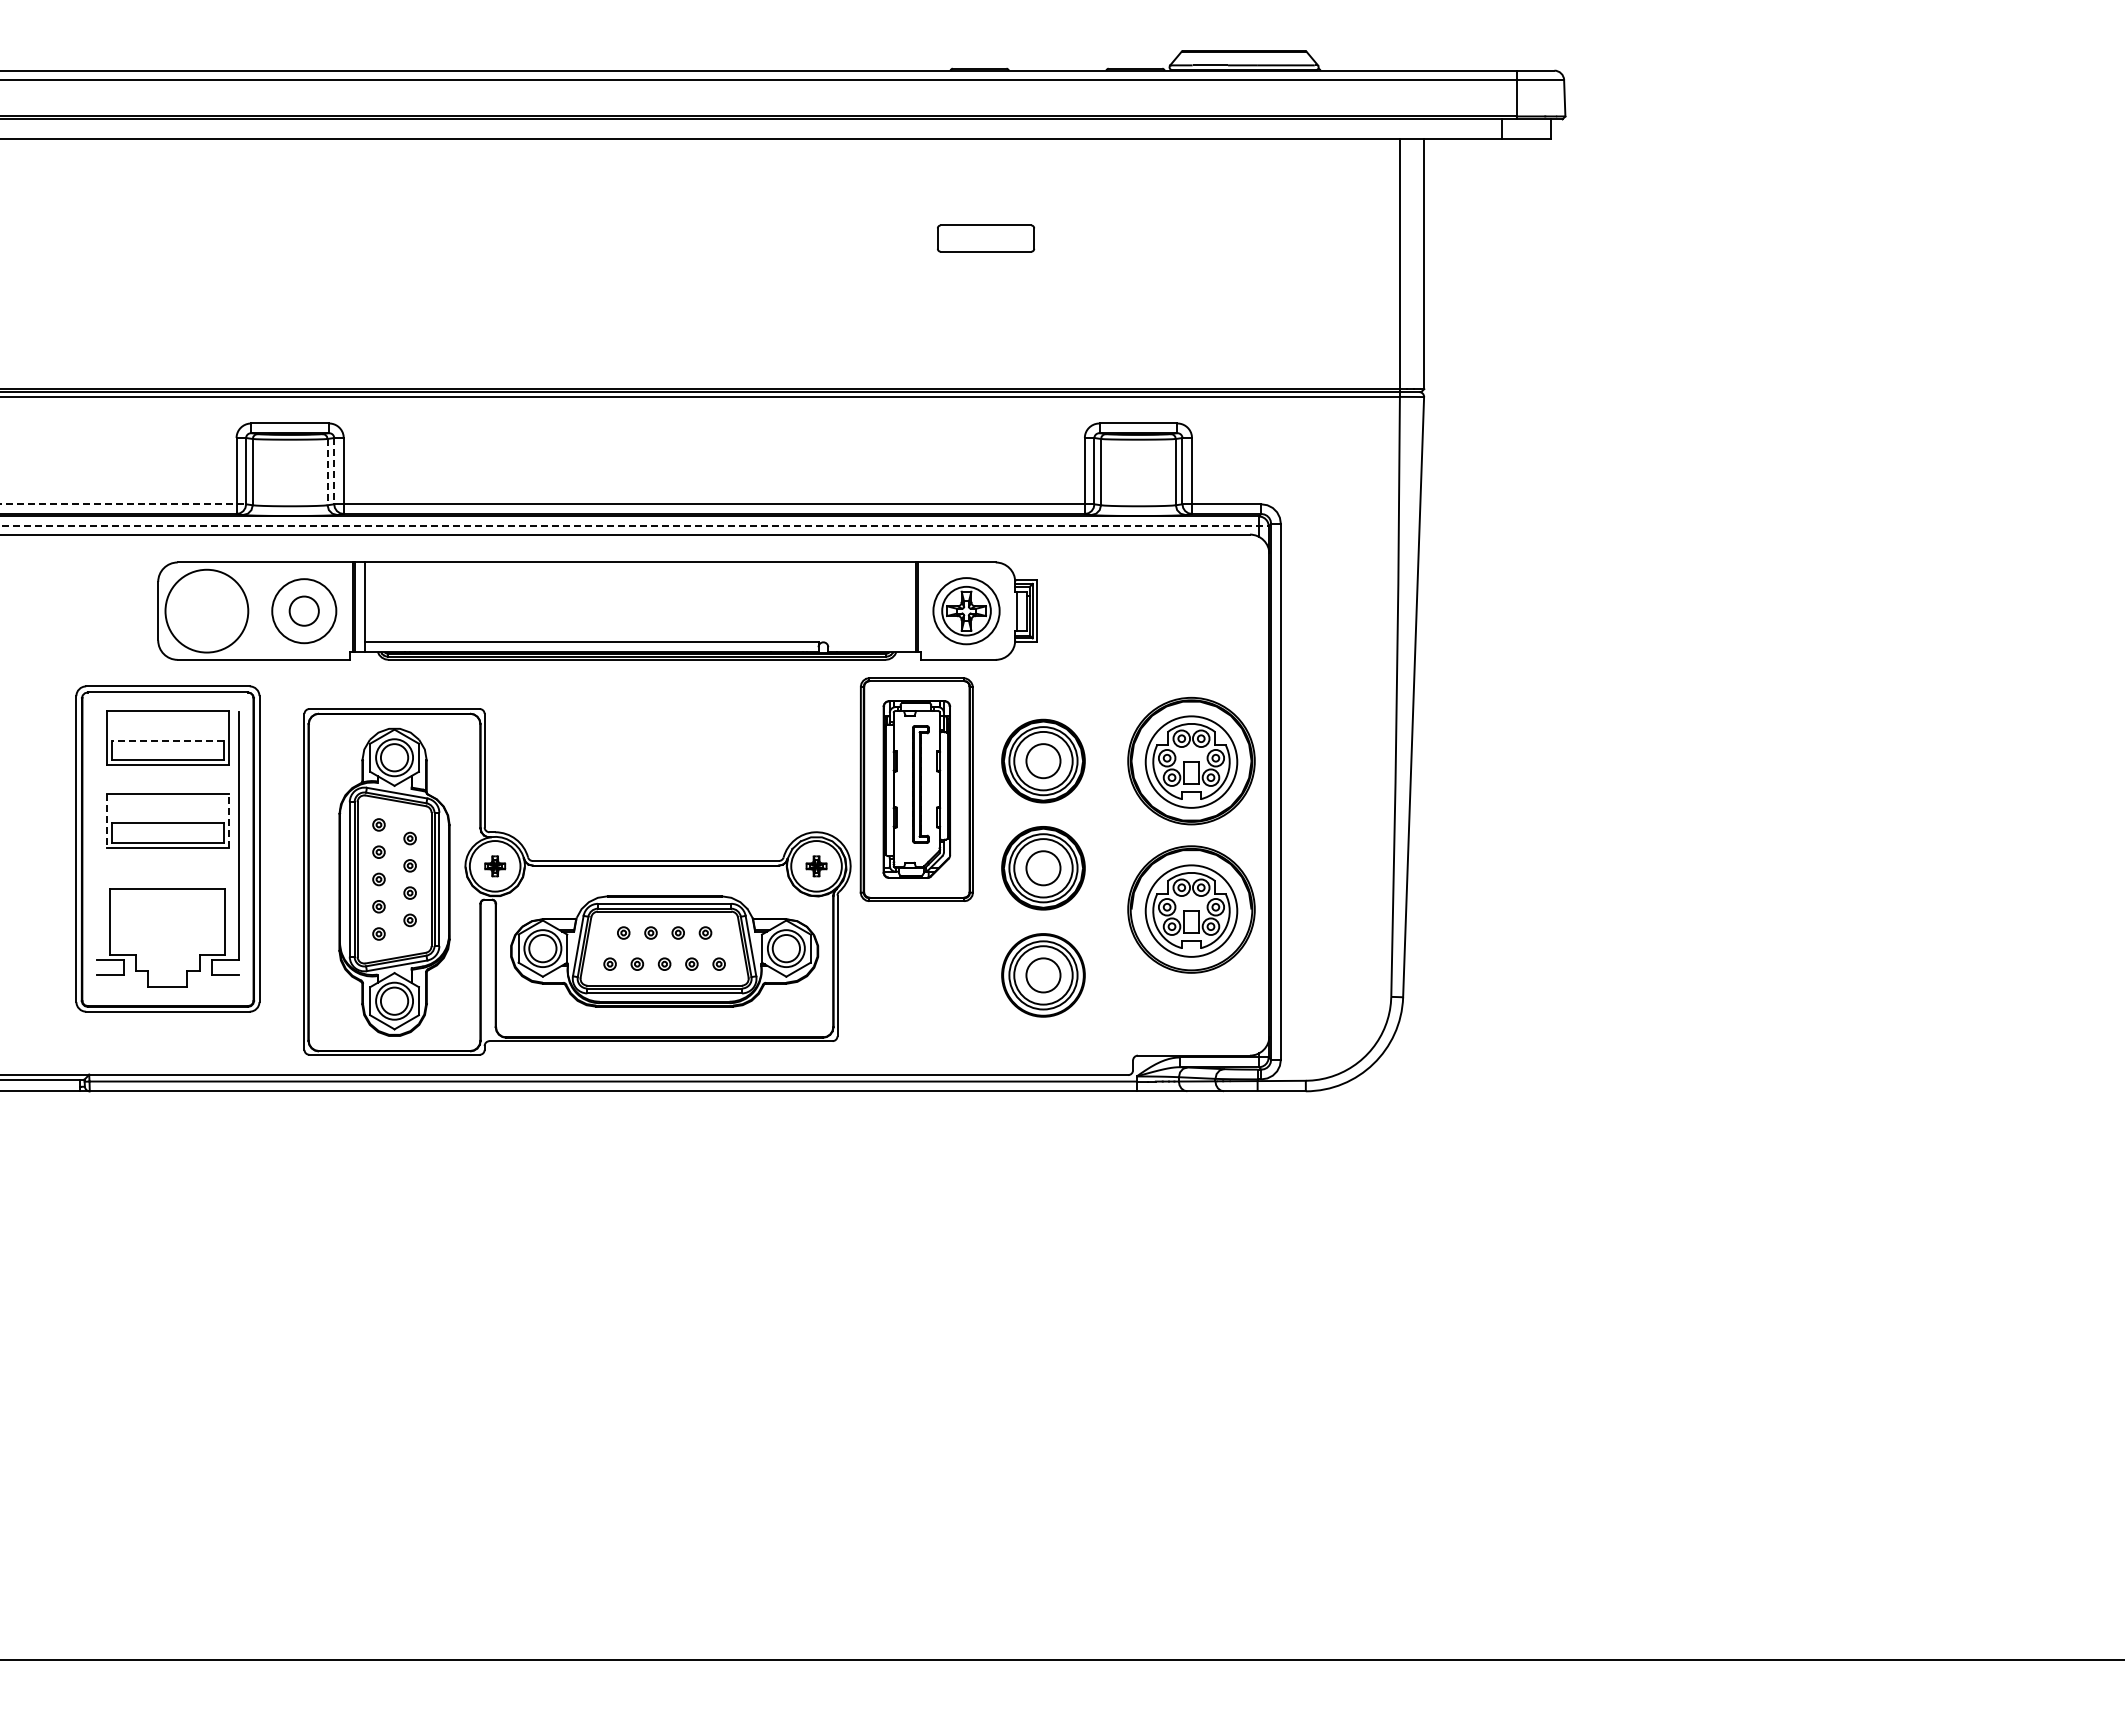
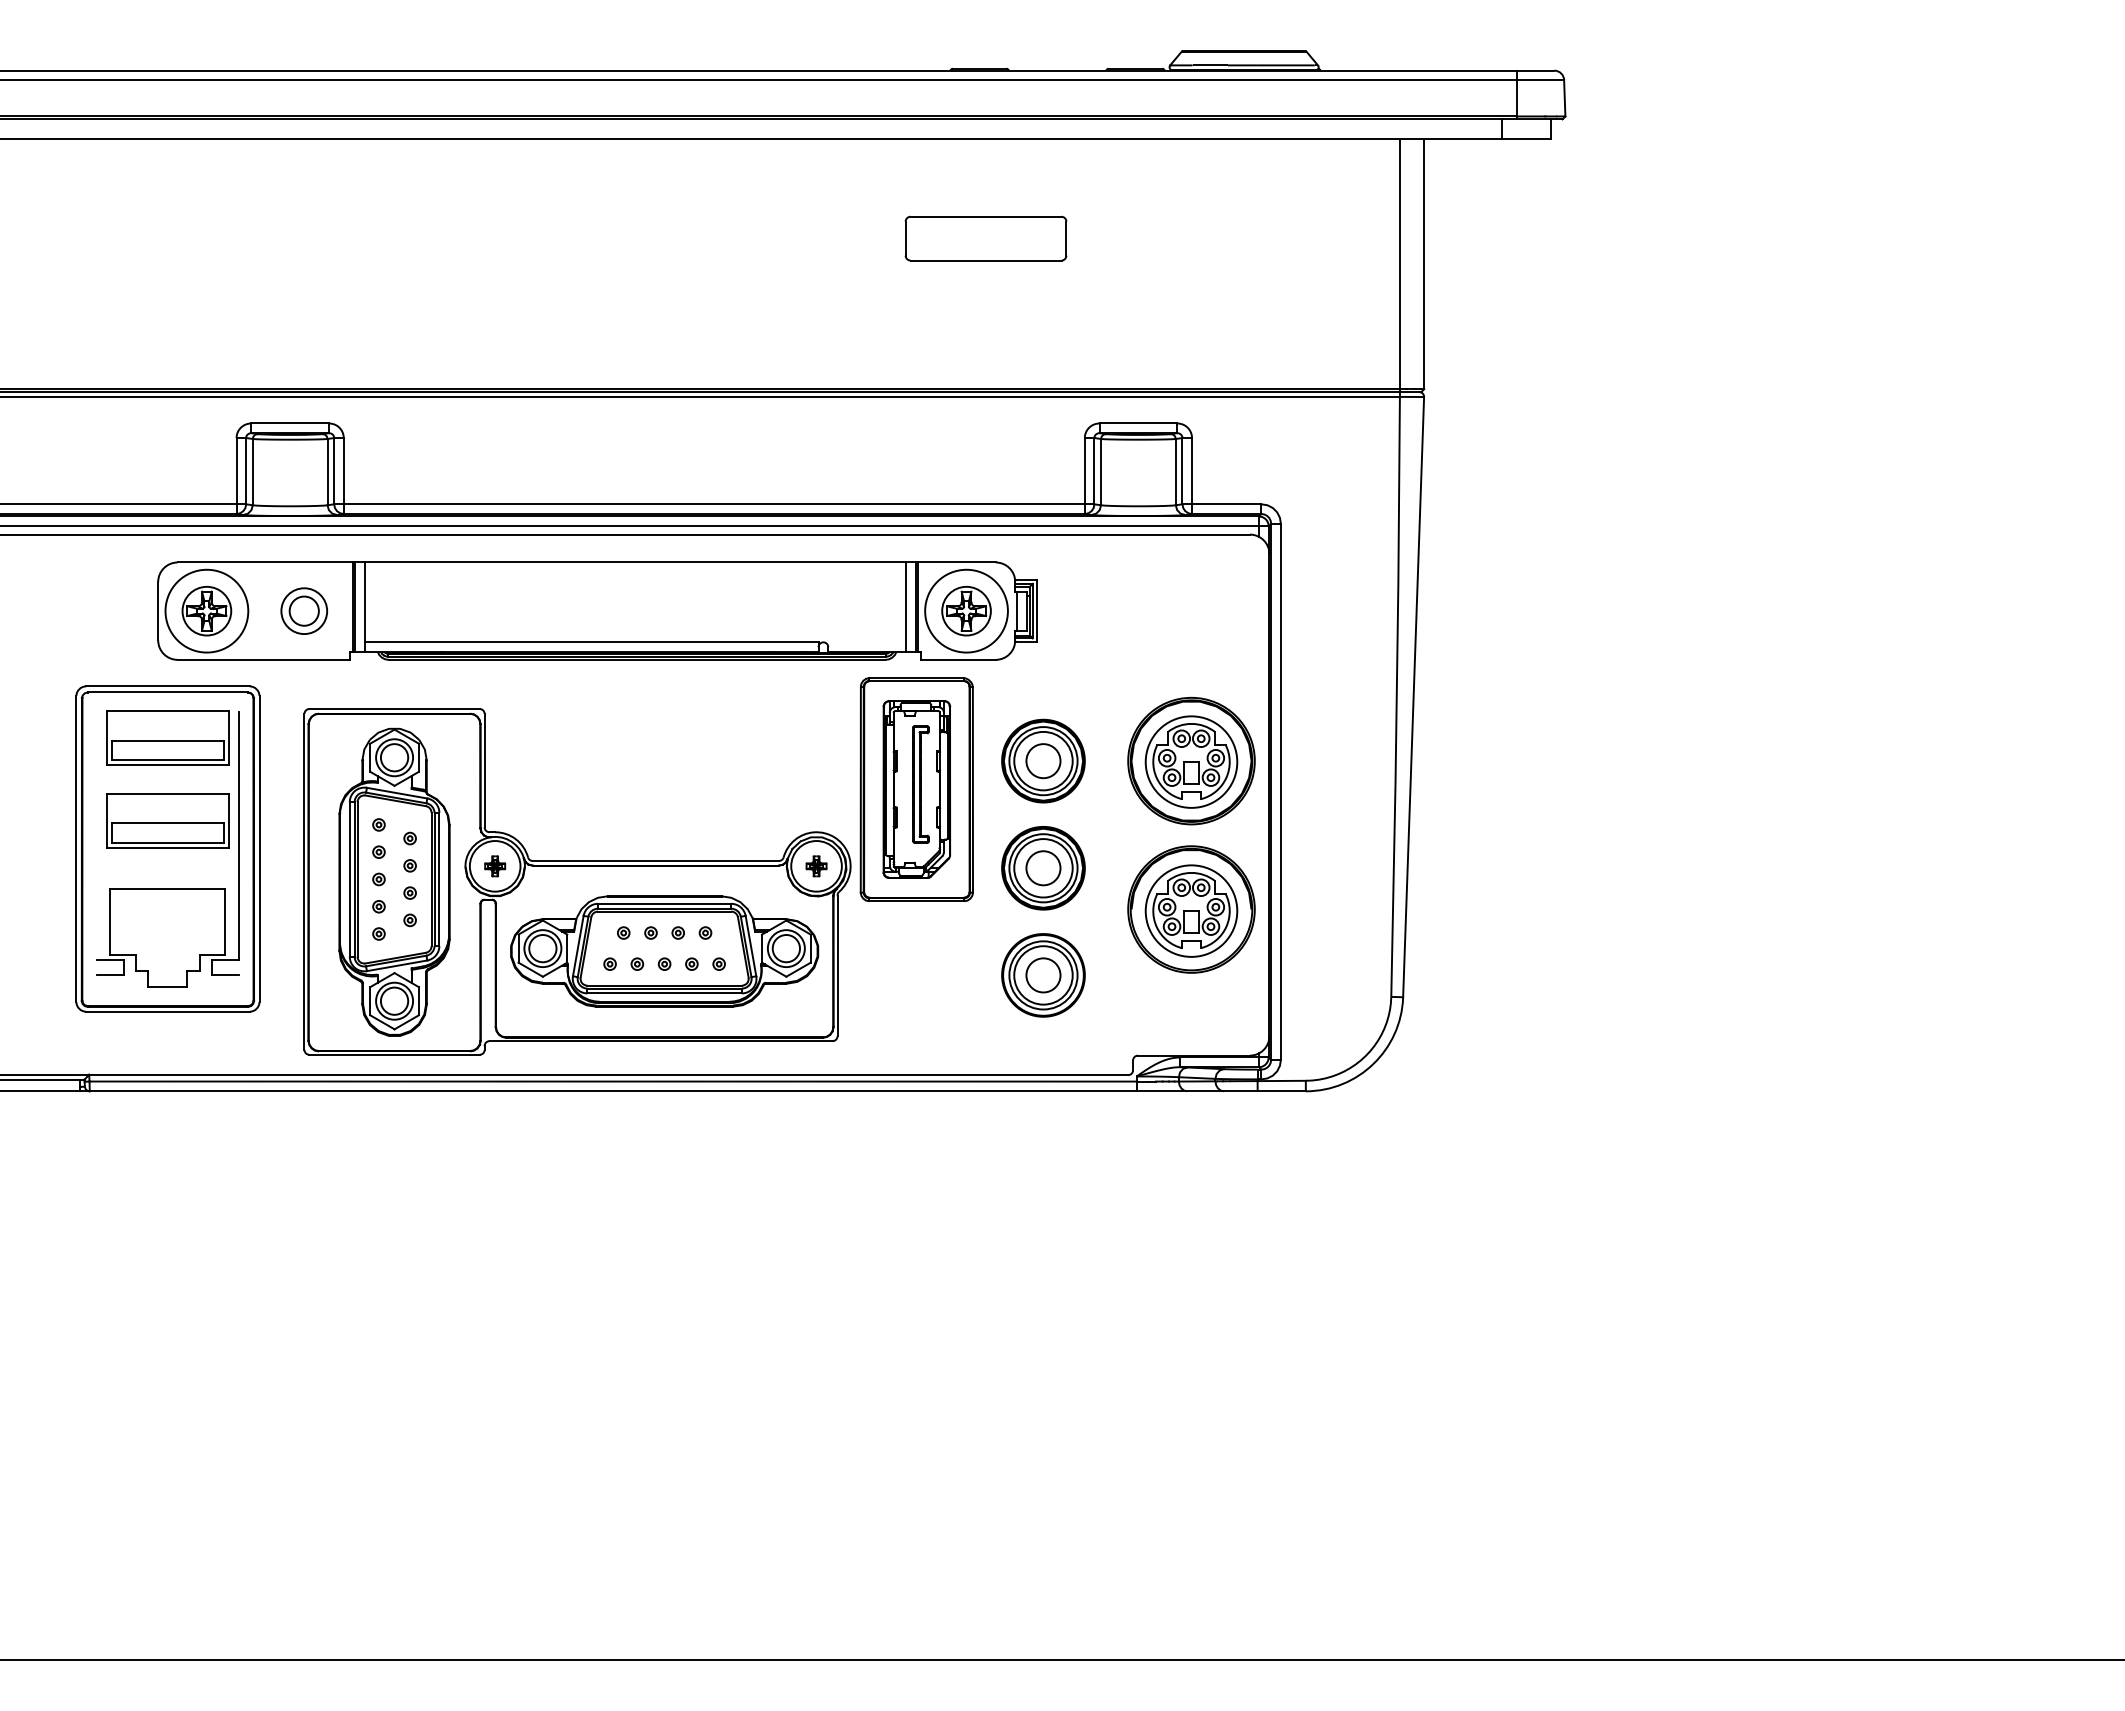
part size: 99x29 px -> 164x47 px (985, 238)
line: dashed -> solid (334, 471)
line: dashed -> solid (327, 472)
line: dashed -> solid (123, 504)
line: dashed -> solid (634, 526)
line: none -> present (906, 607)
part: none -> present (206, 611)
circle diameter: 64 px -> 46 px (304, 611)
circle diameter: 66 px -> 83 px (966, 610)
line: dashed -> solid (167, 740)
line: dashed -> solid (107, 820)
line: dashed -> solid (228, 820)
